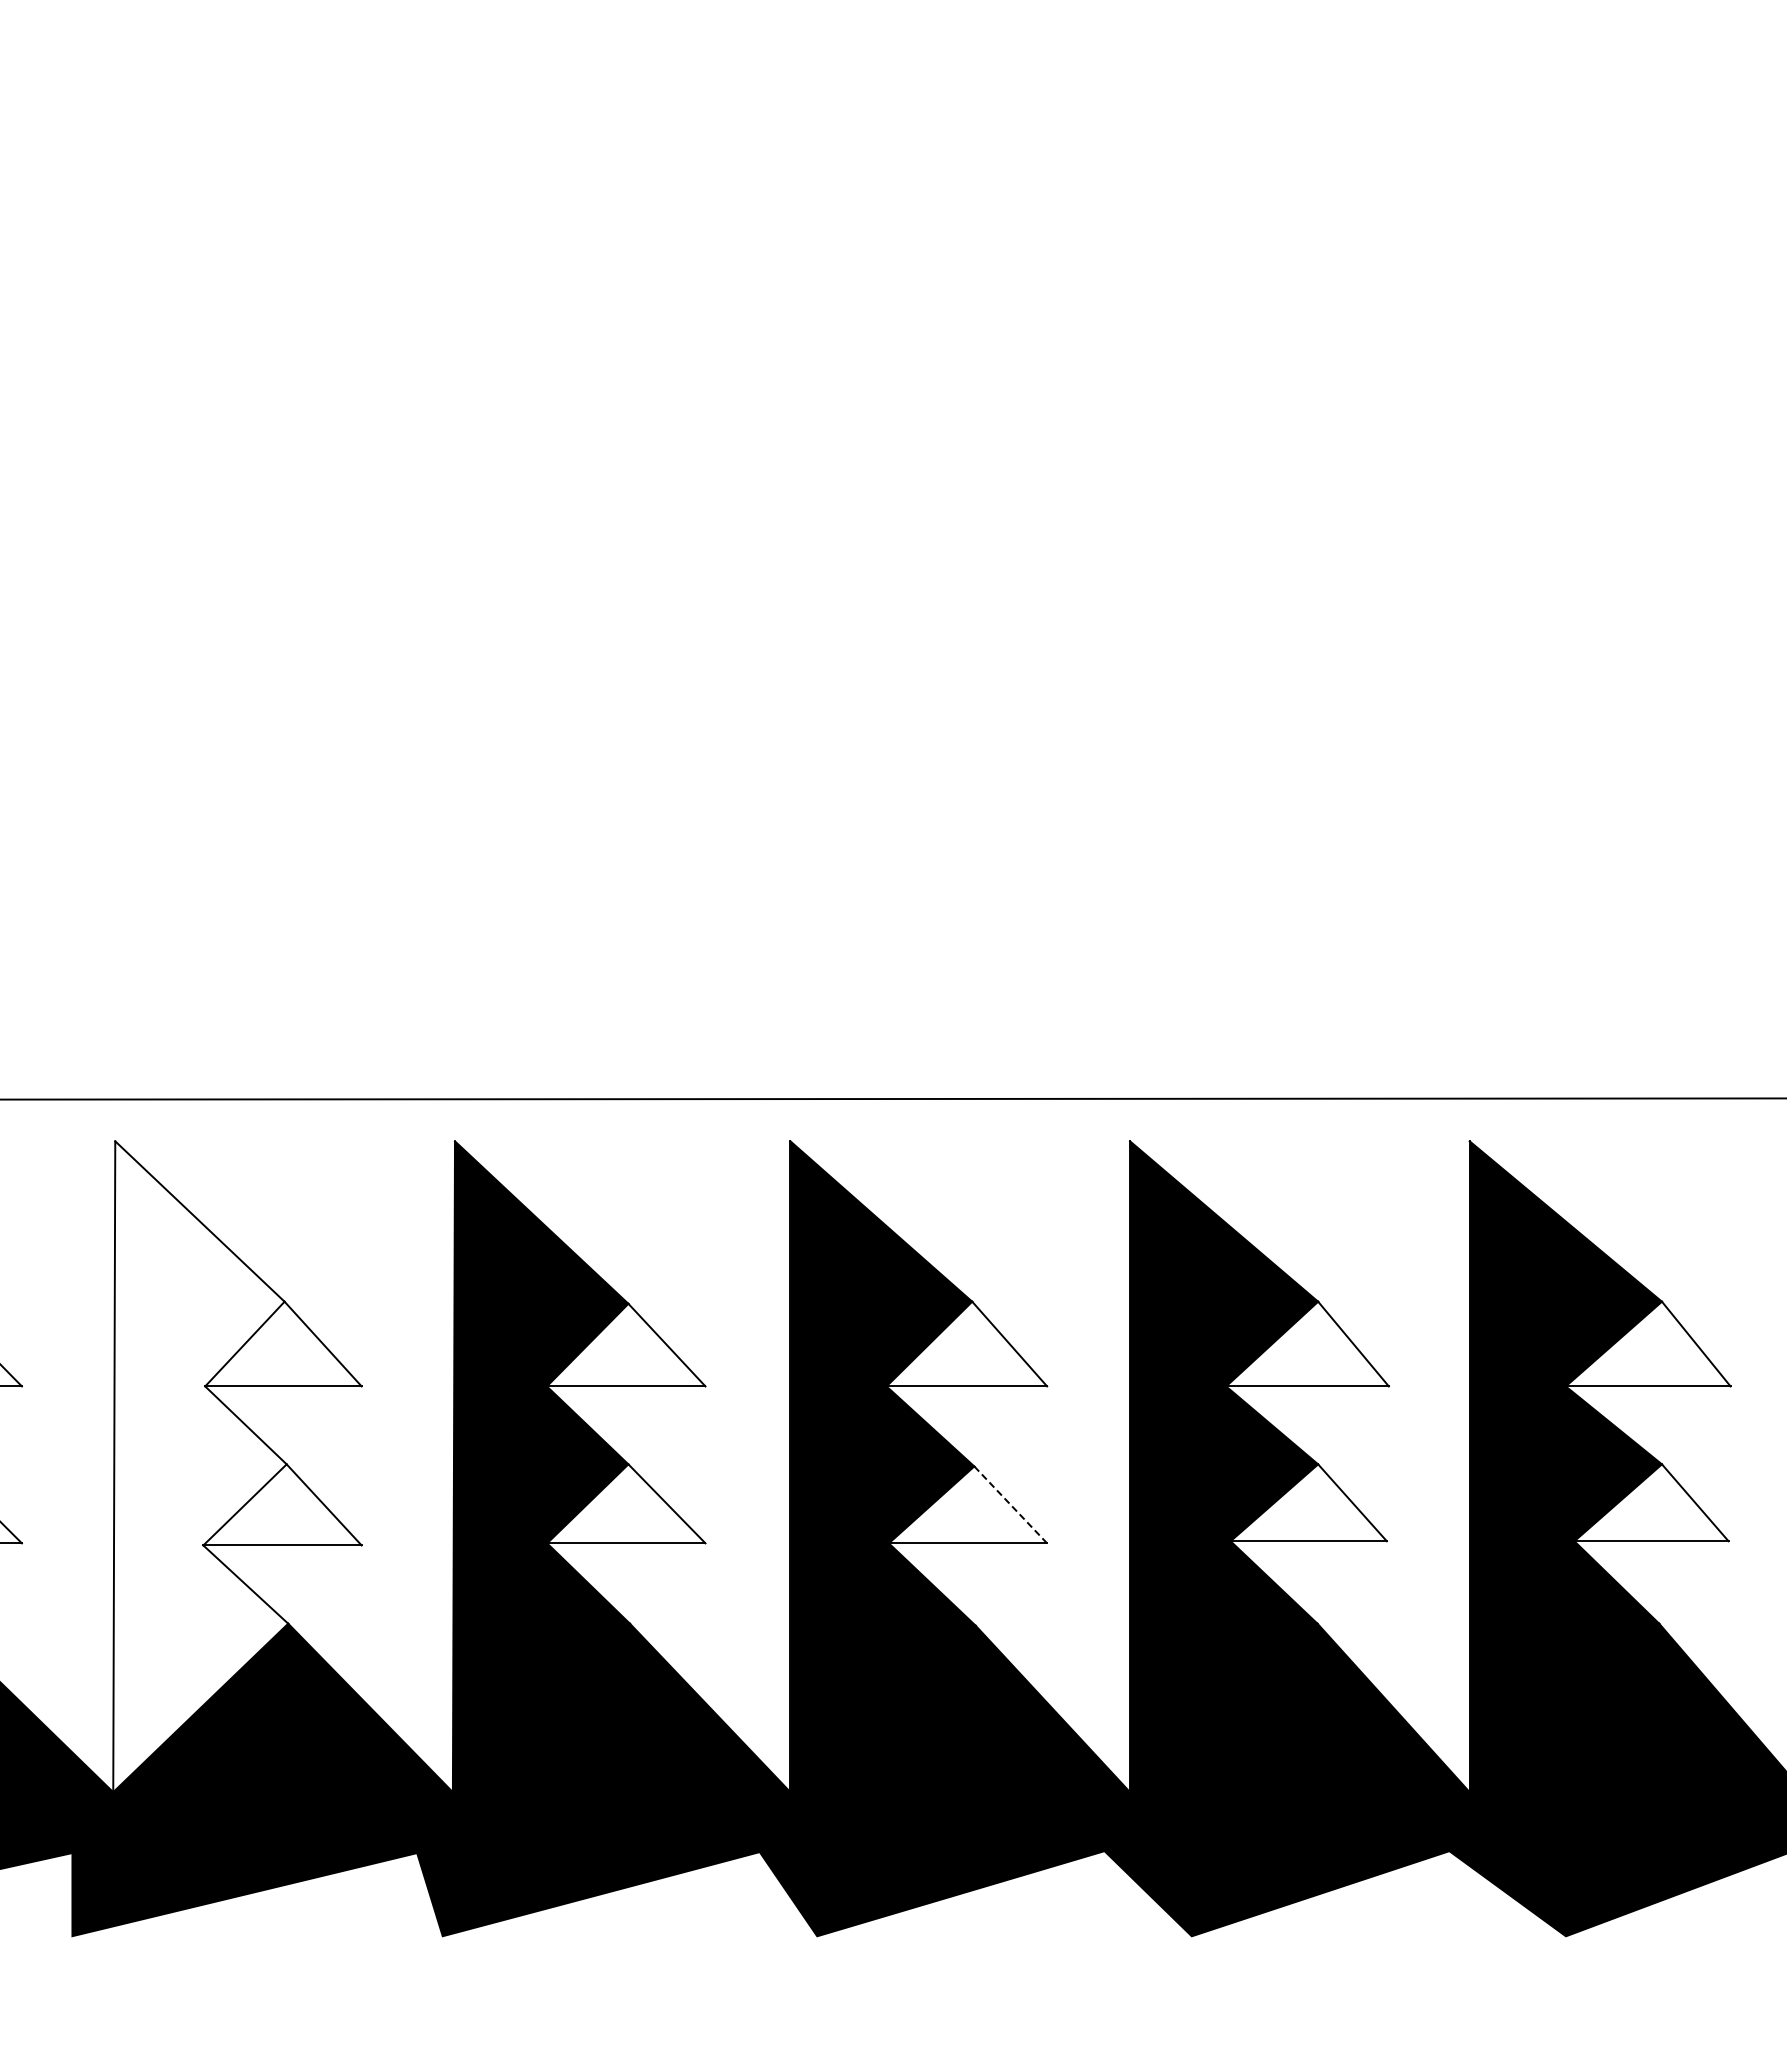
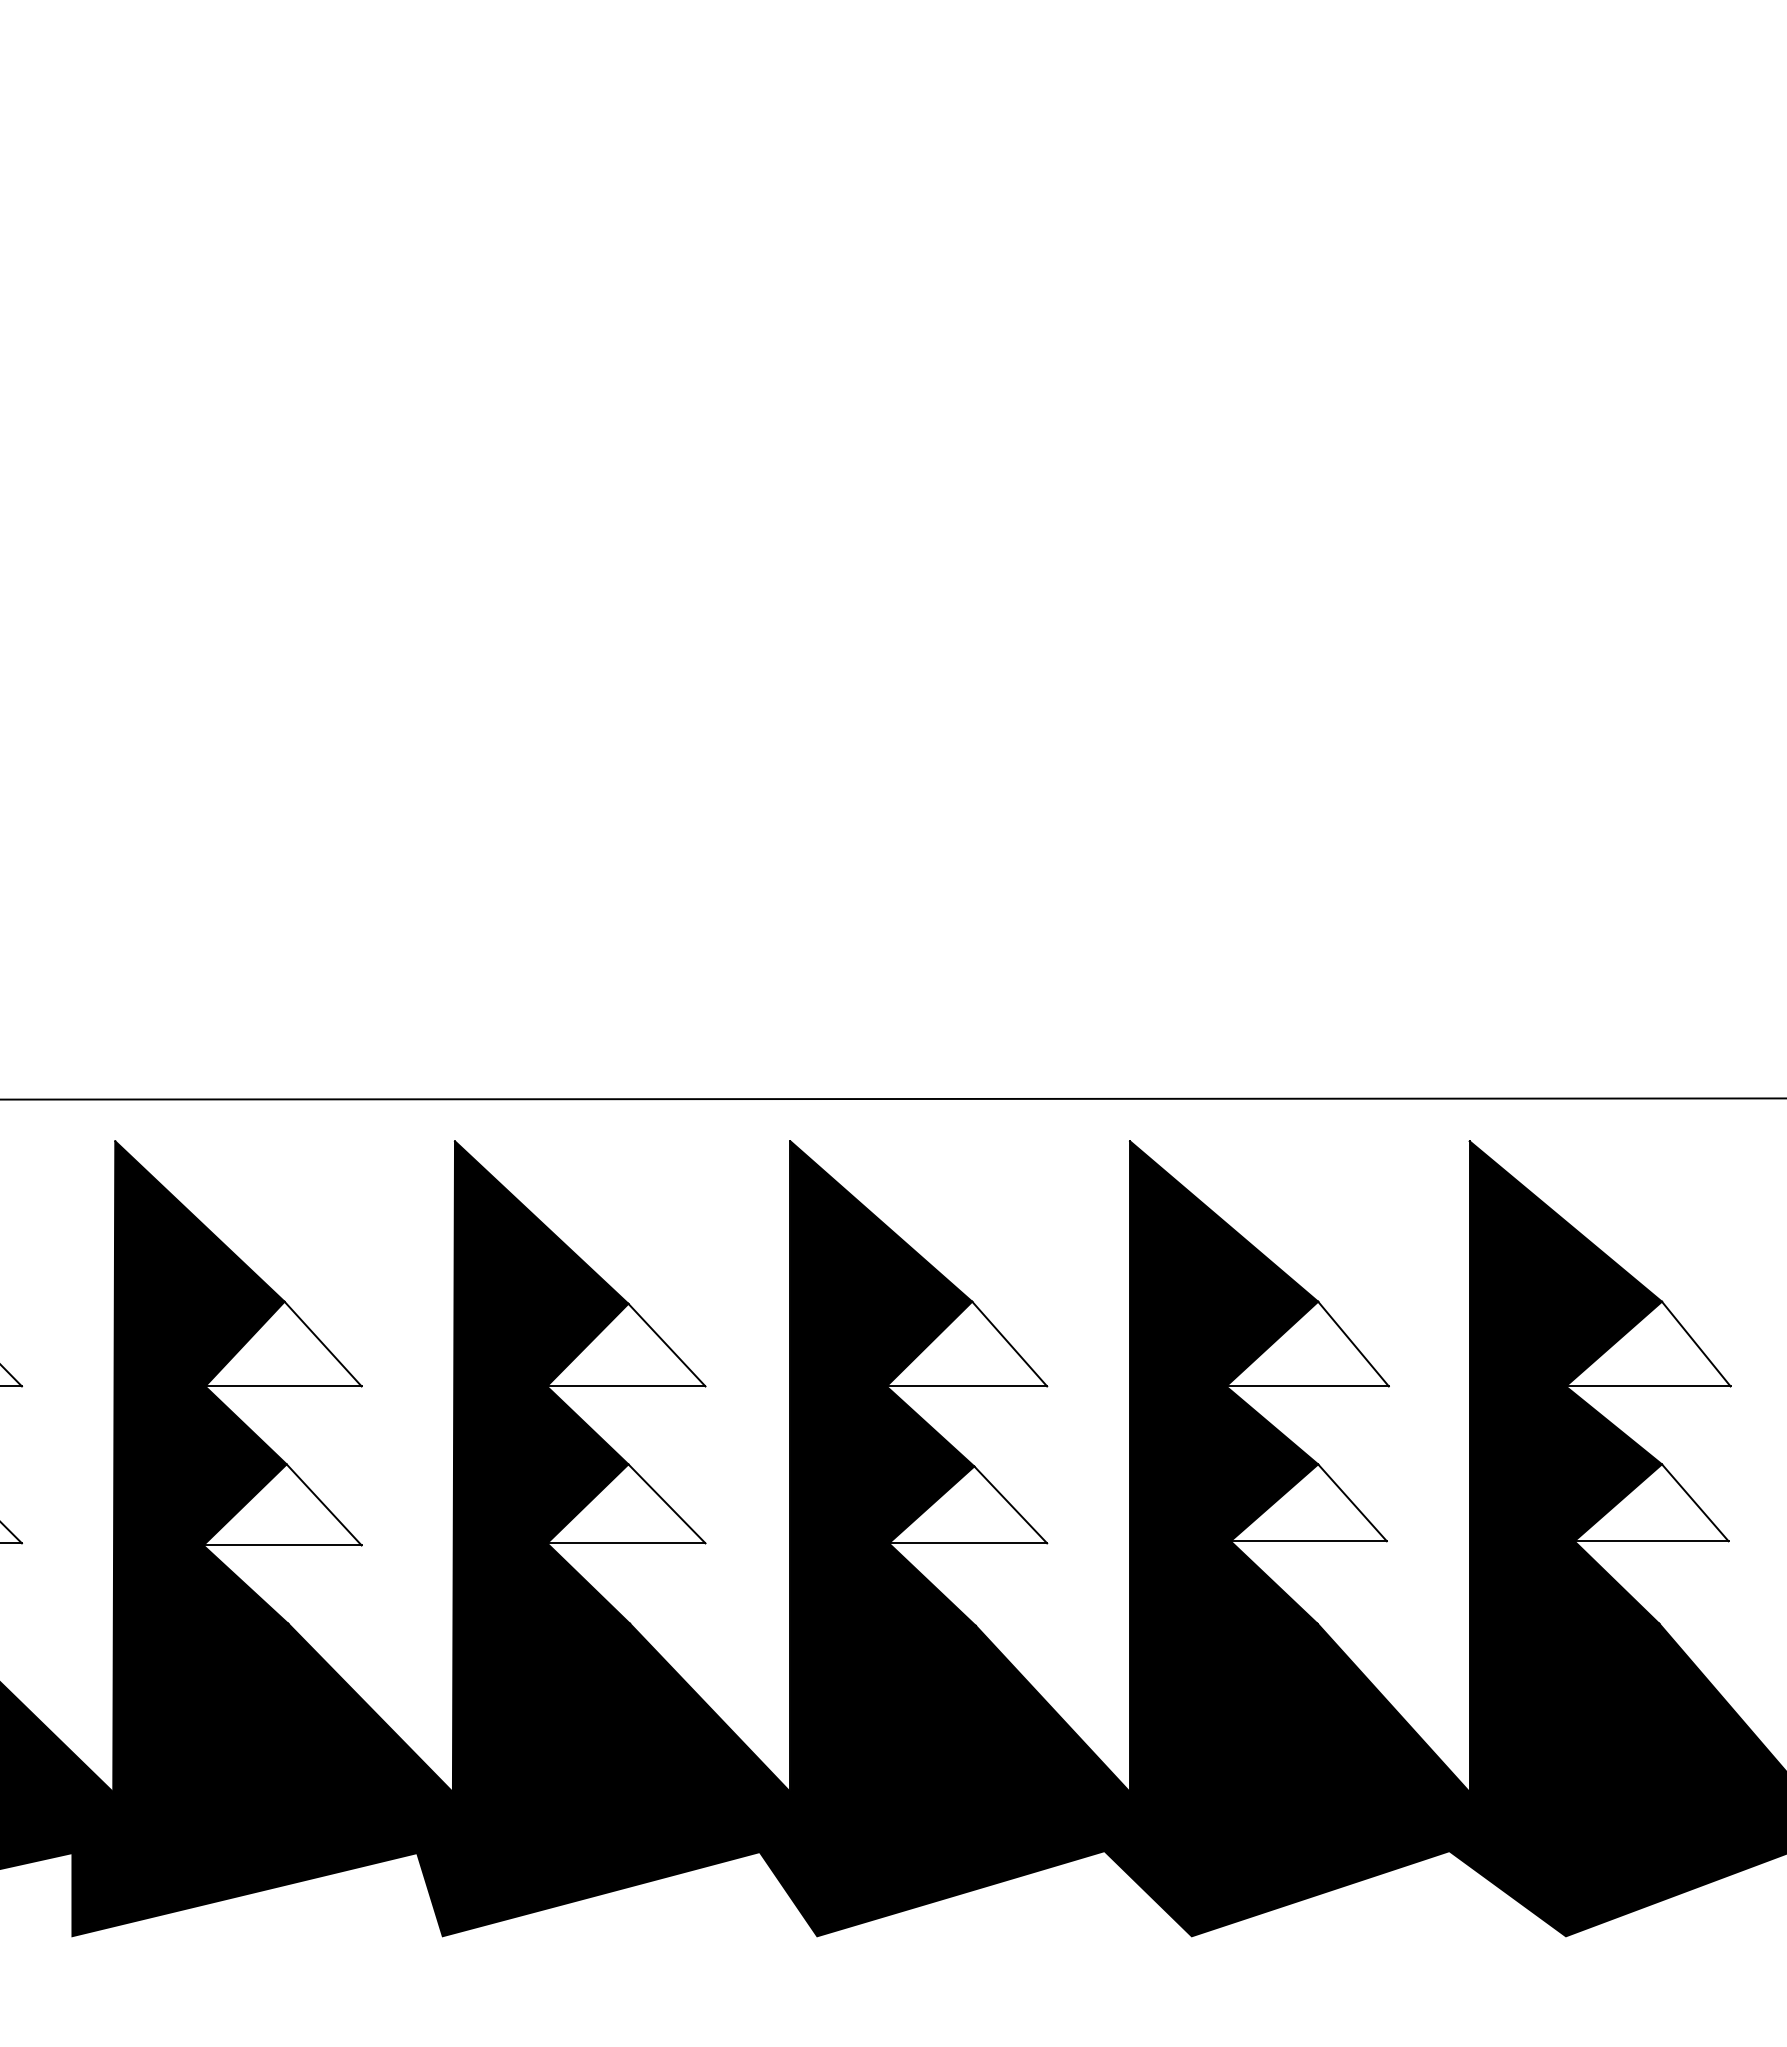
fill: none -> present (200, 1466)
line: dashed -> solid (1010, 1504)
